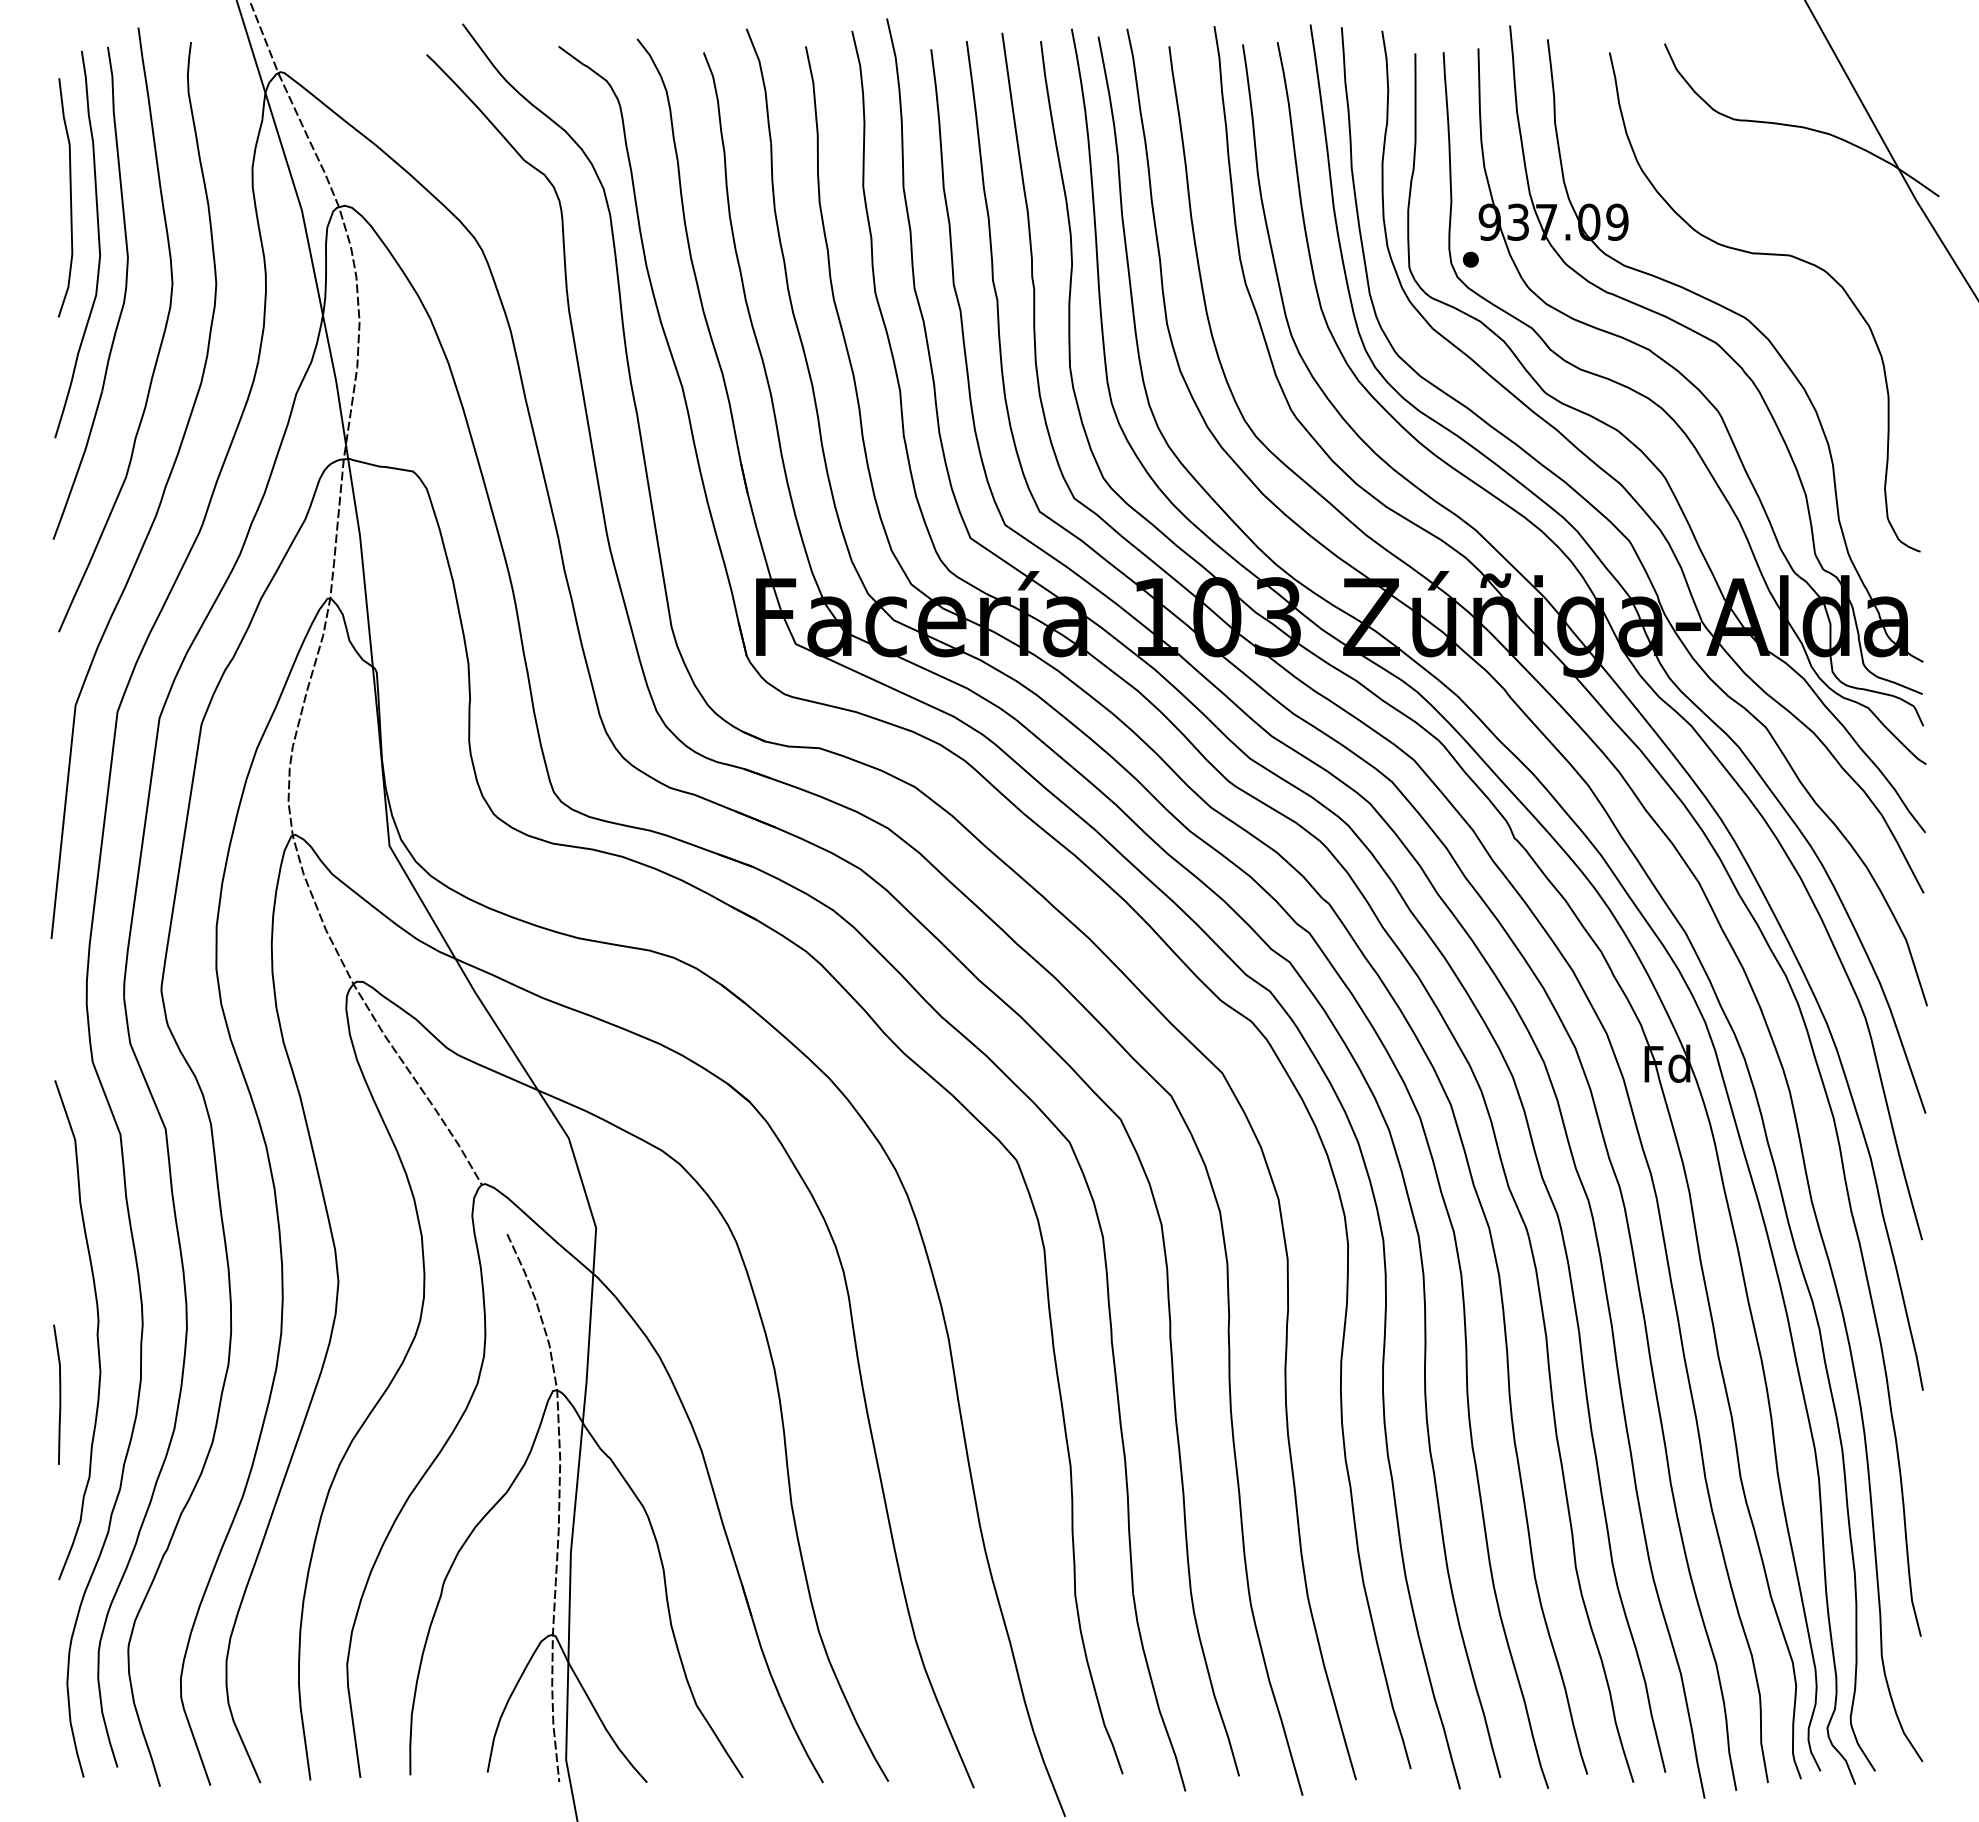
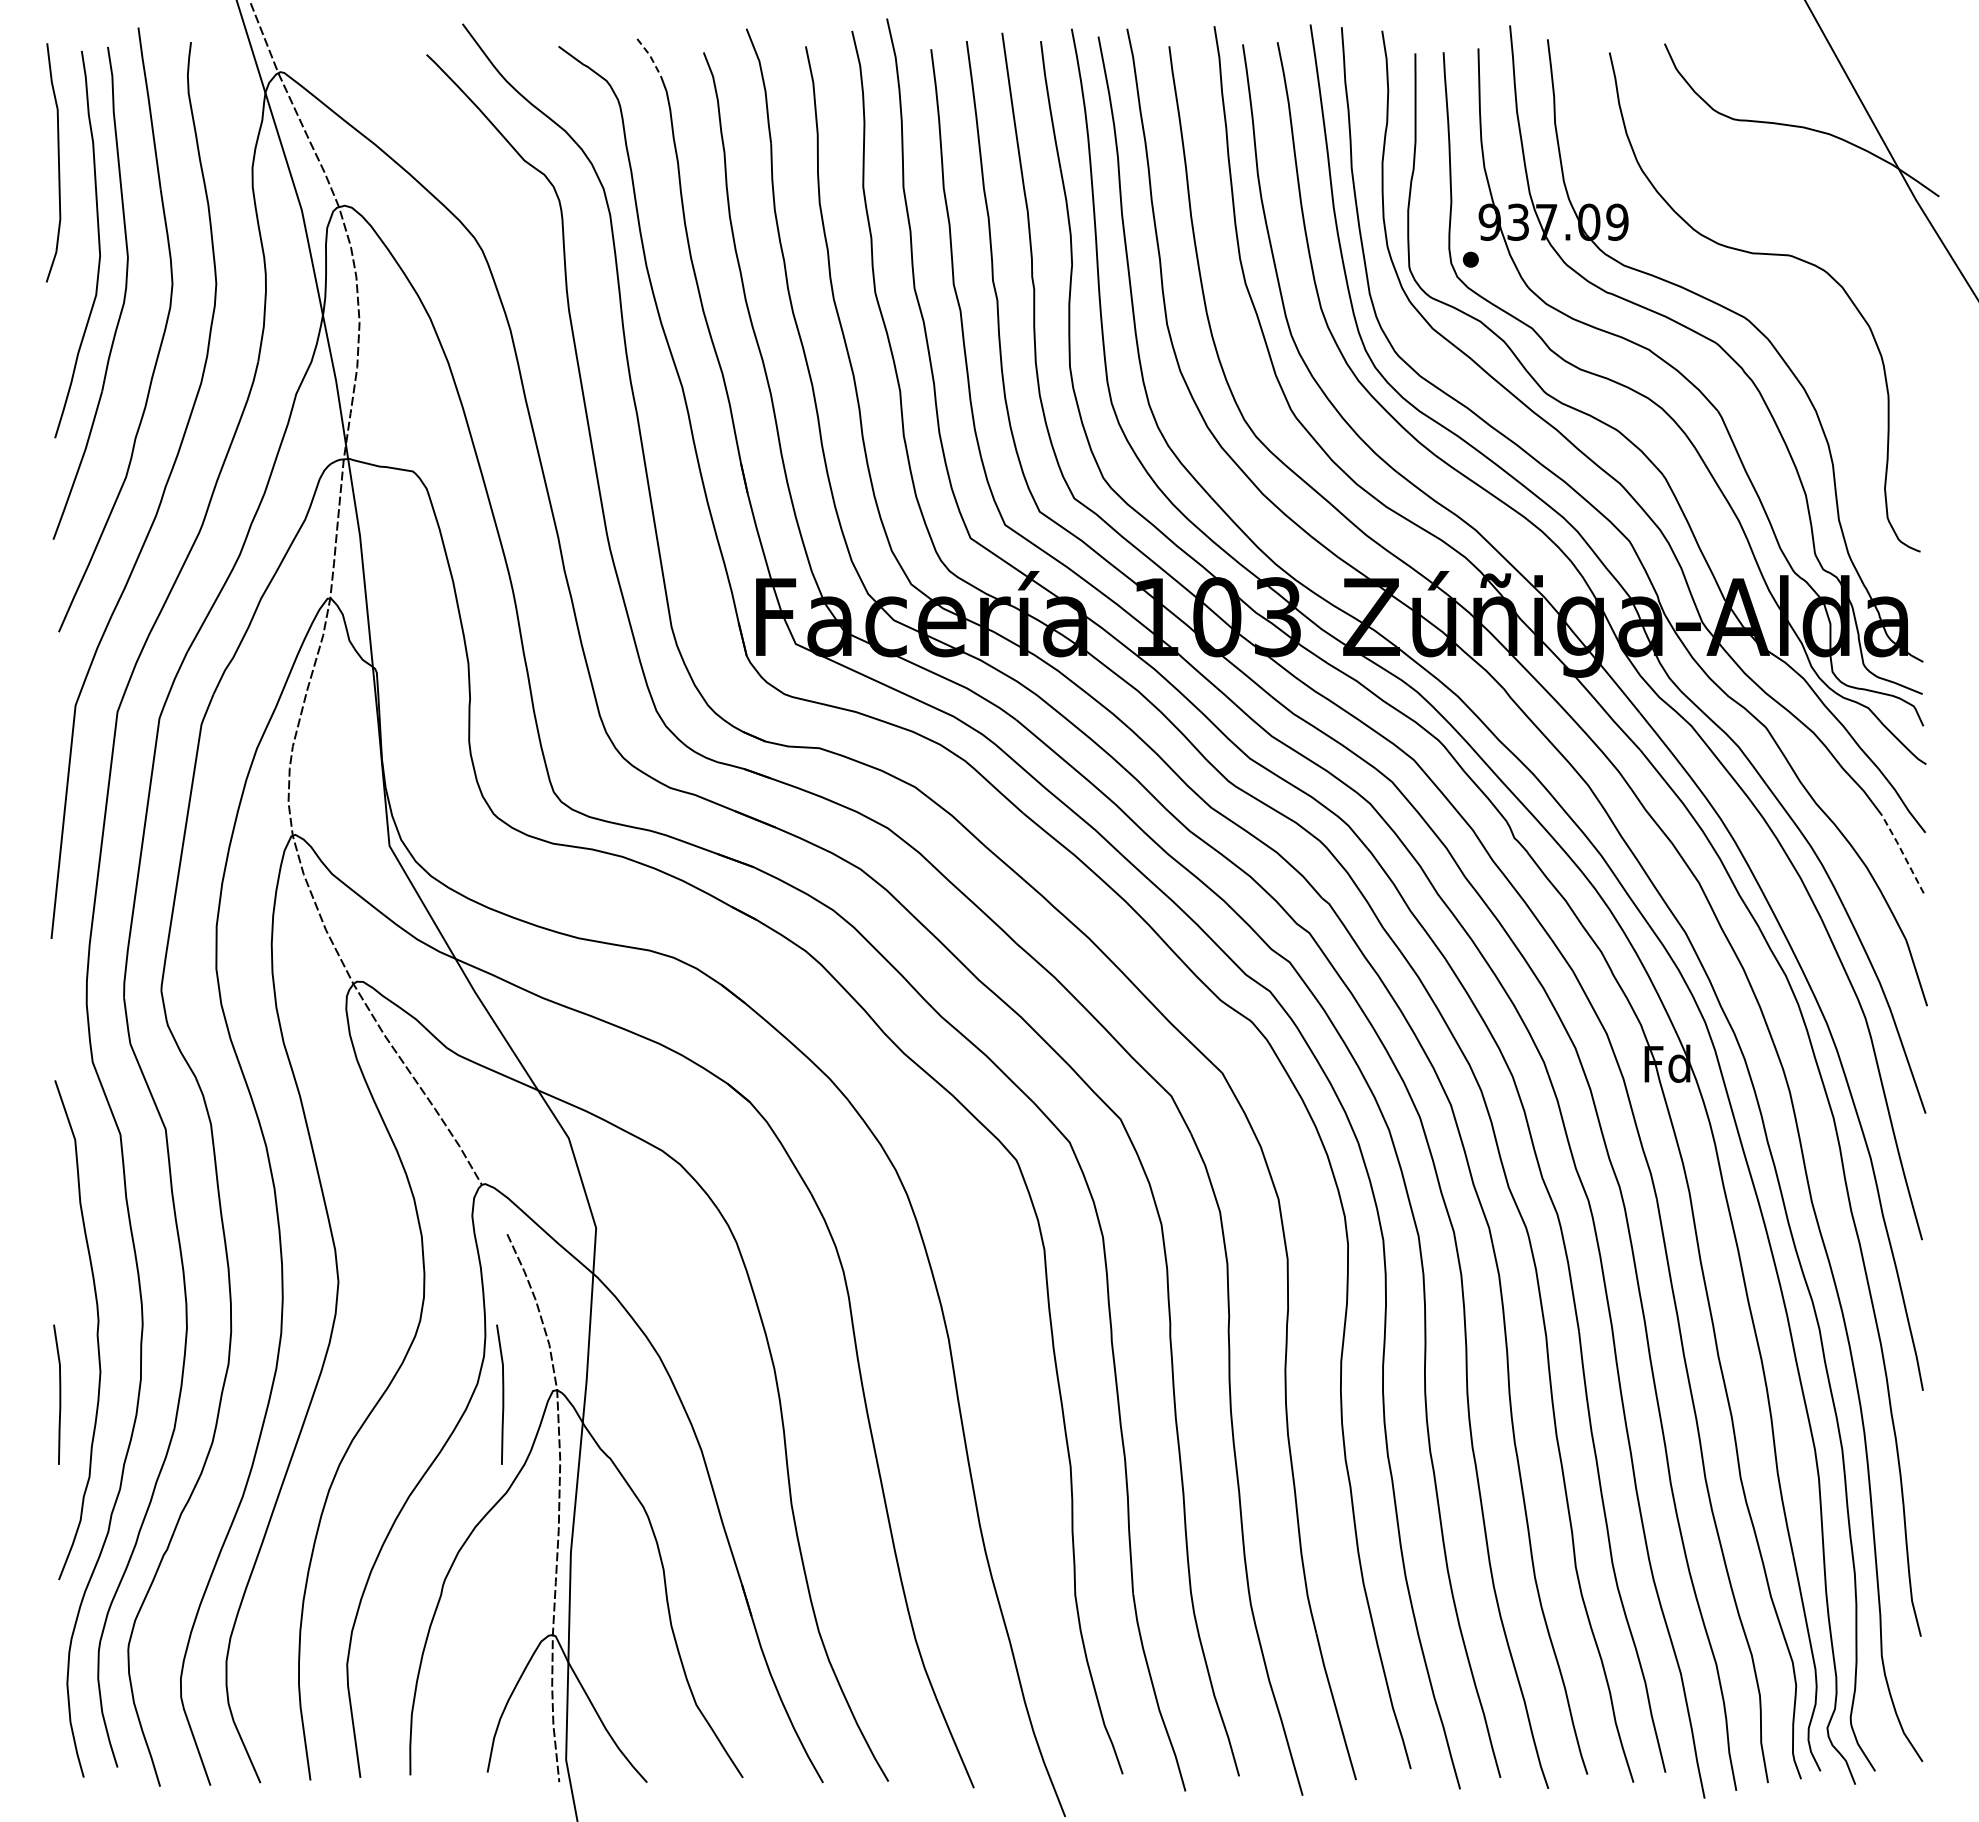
line: solid -> dashed (650, 56)
curve position: (70, 197) -> (58, 162) (58, 162)
line: solid -> dashed (1903, 854)
curve: none -> present (502, 1394)
